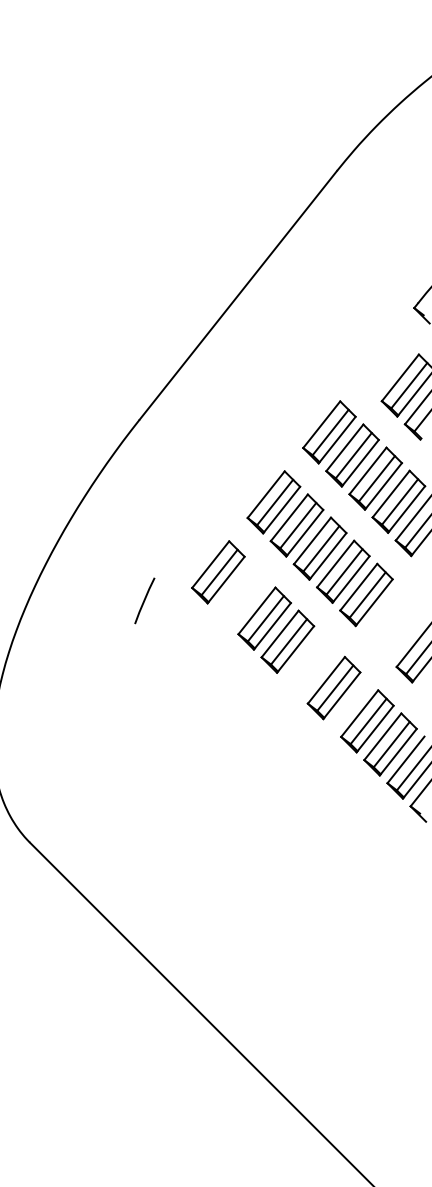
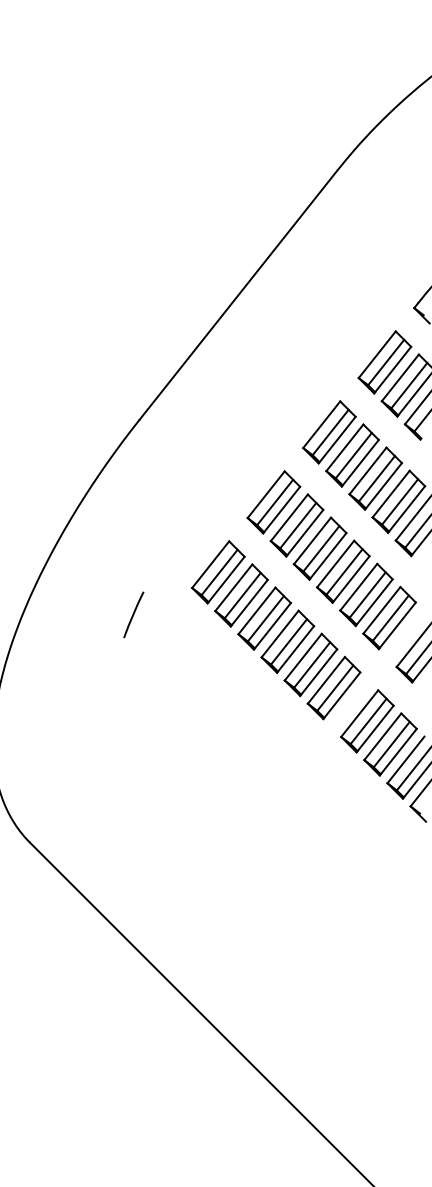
part: none -> present (384, 362)
part: none -> present (241, 595)
line position: (144, 600) -> (133, 614) (133, 614)
part: none -> present (389, 617)
part: none -> present (310, 664)
